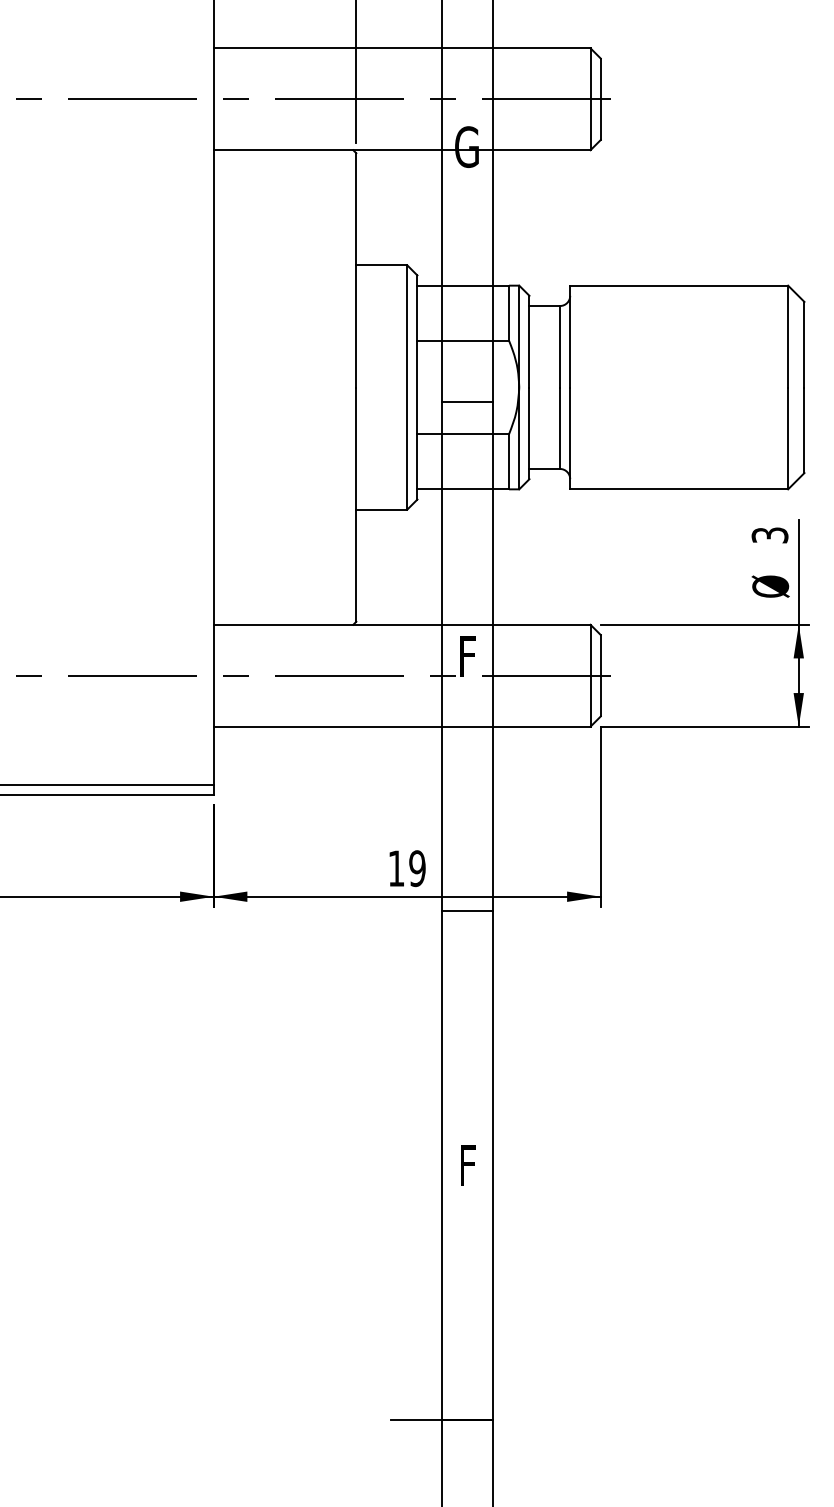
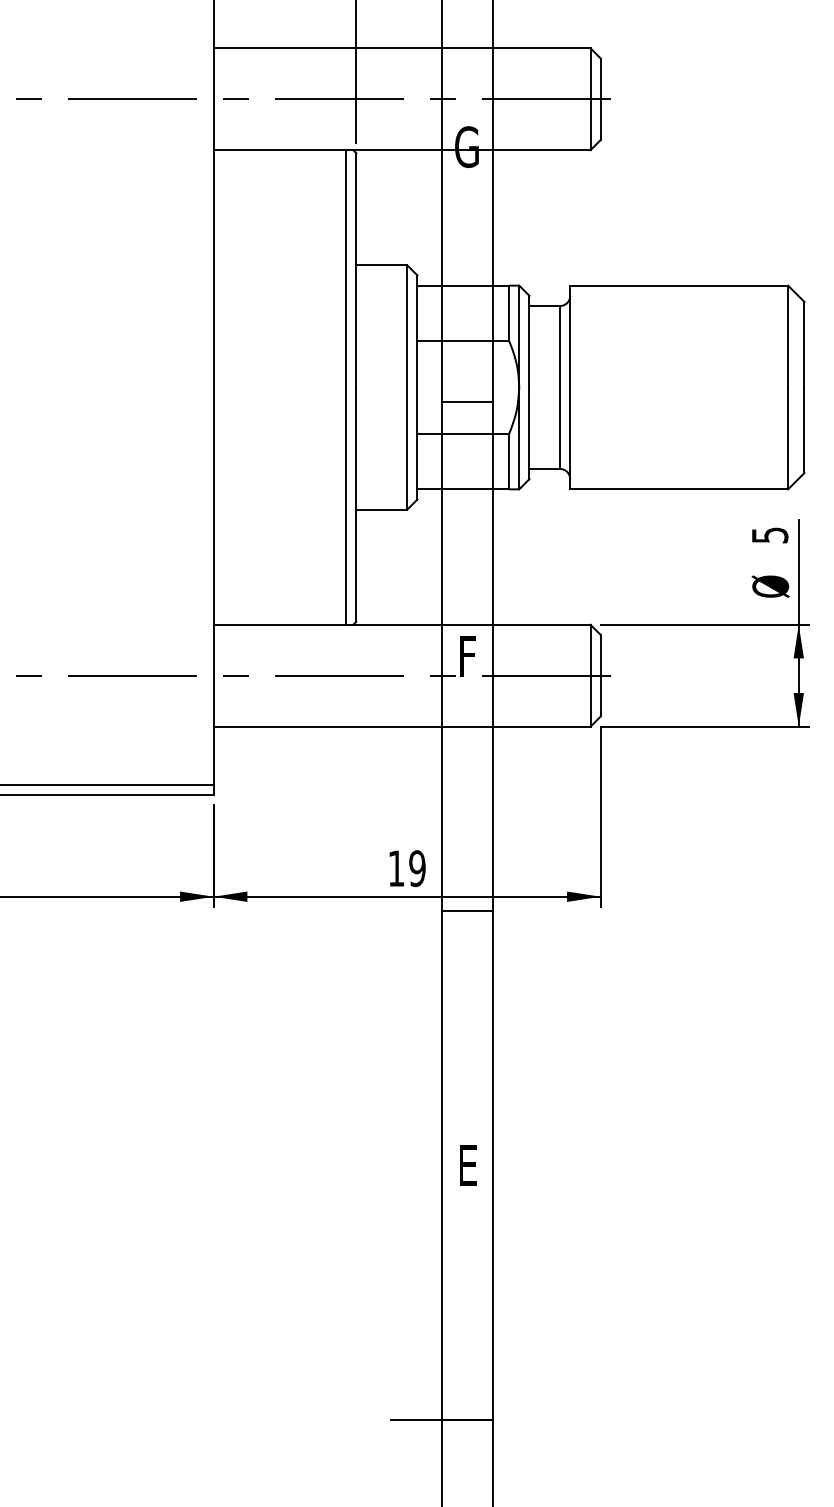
line: none -> present (346, 387)
text: 3 -> 5 (769, 534)
text: F -> E (468, 1165)
